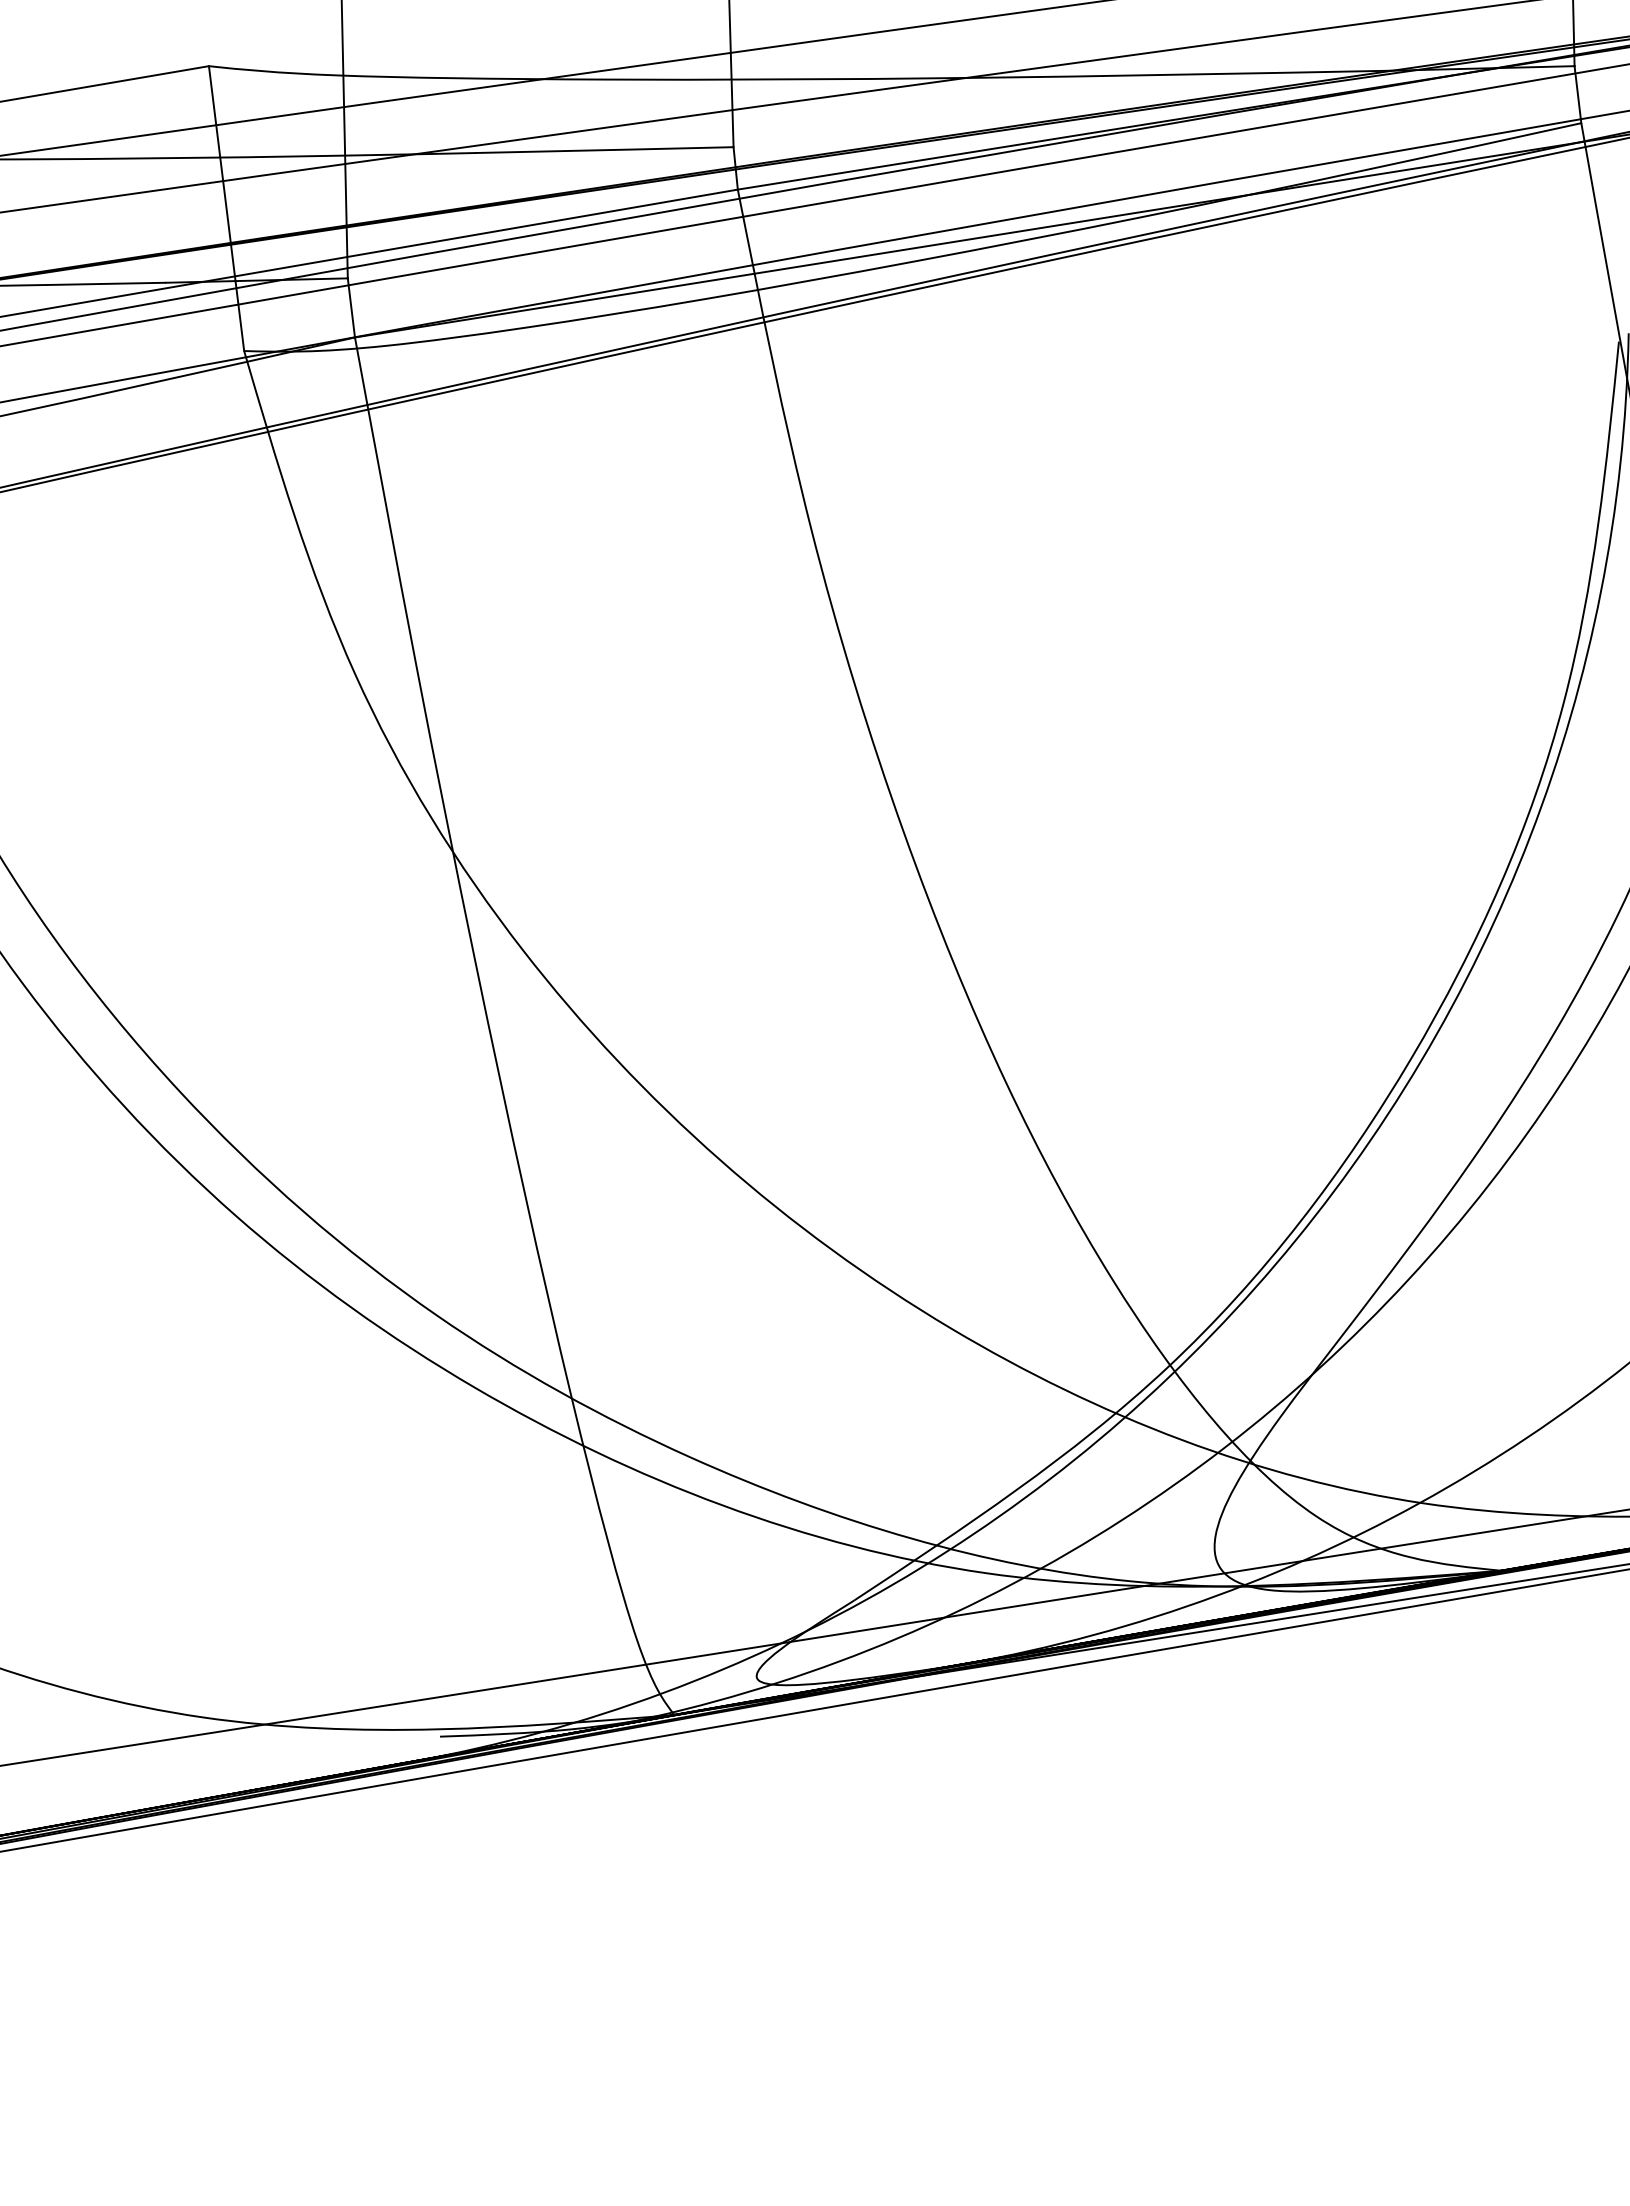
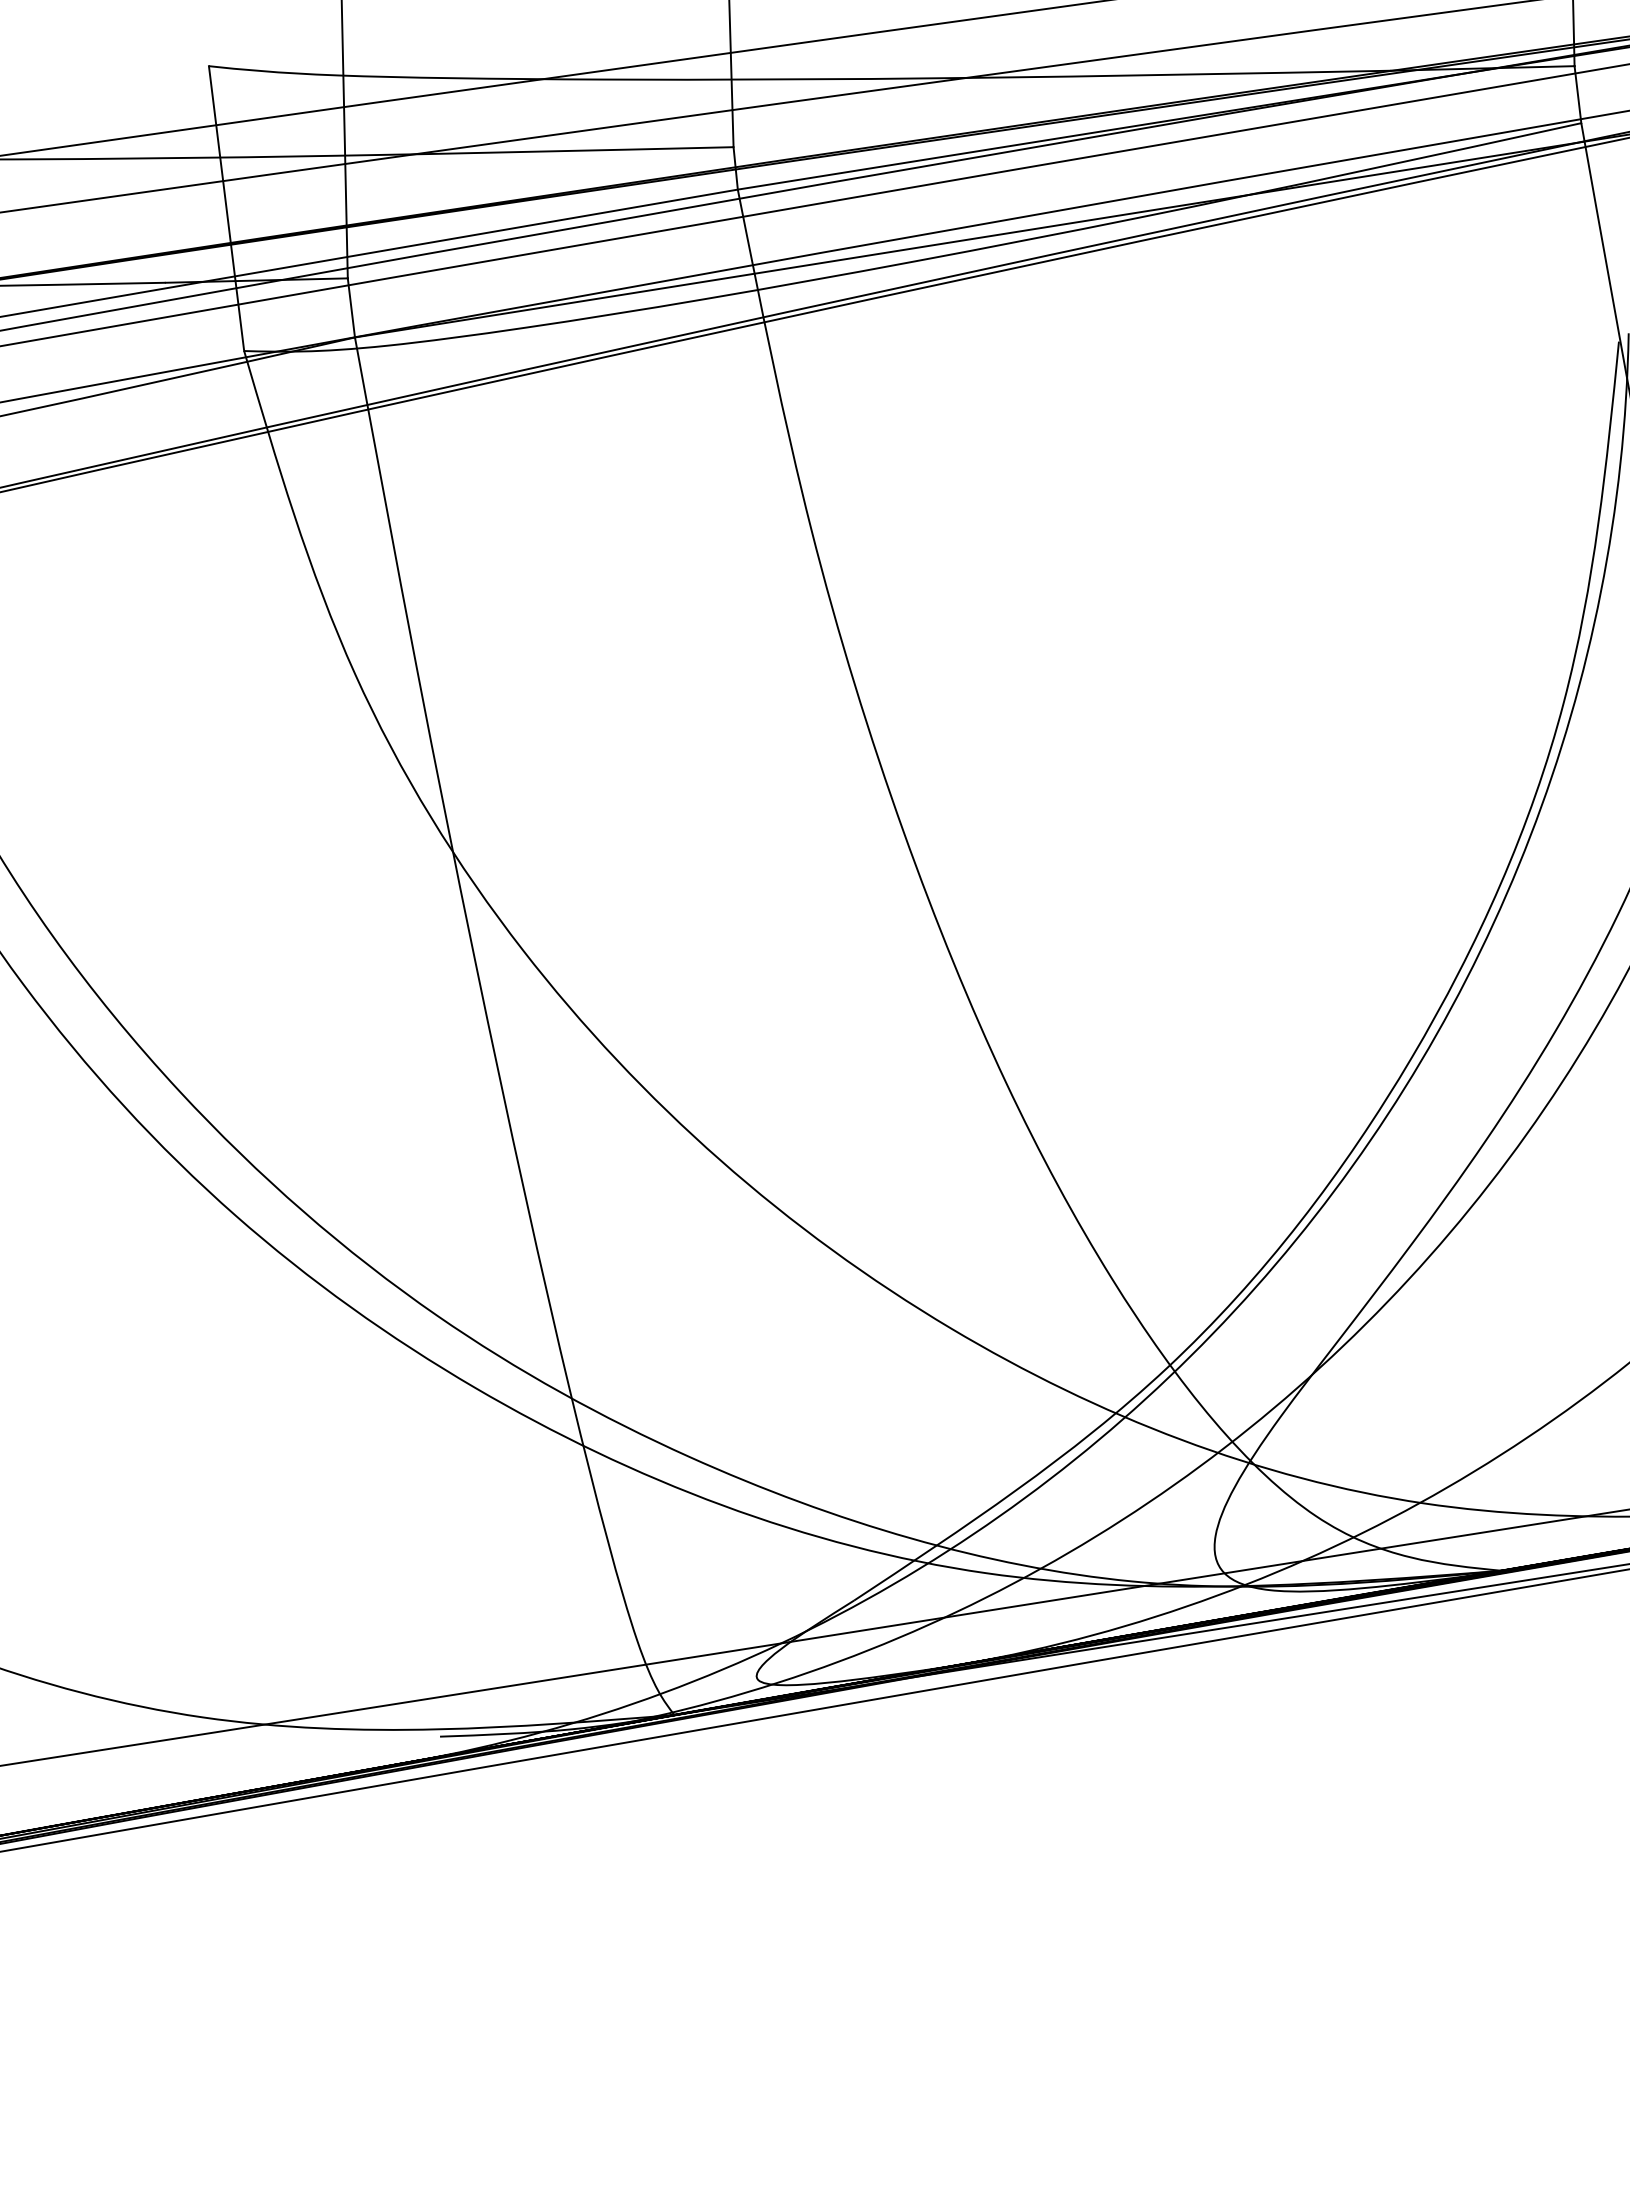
line: present -> none (105, 83)
